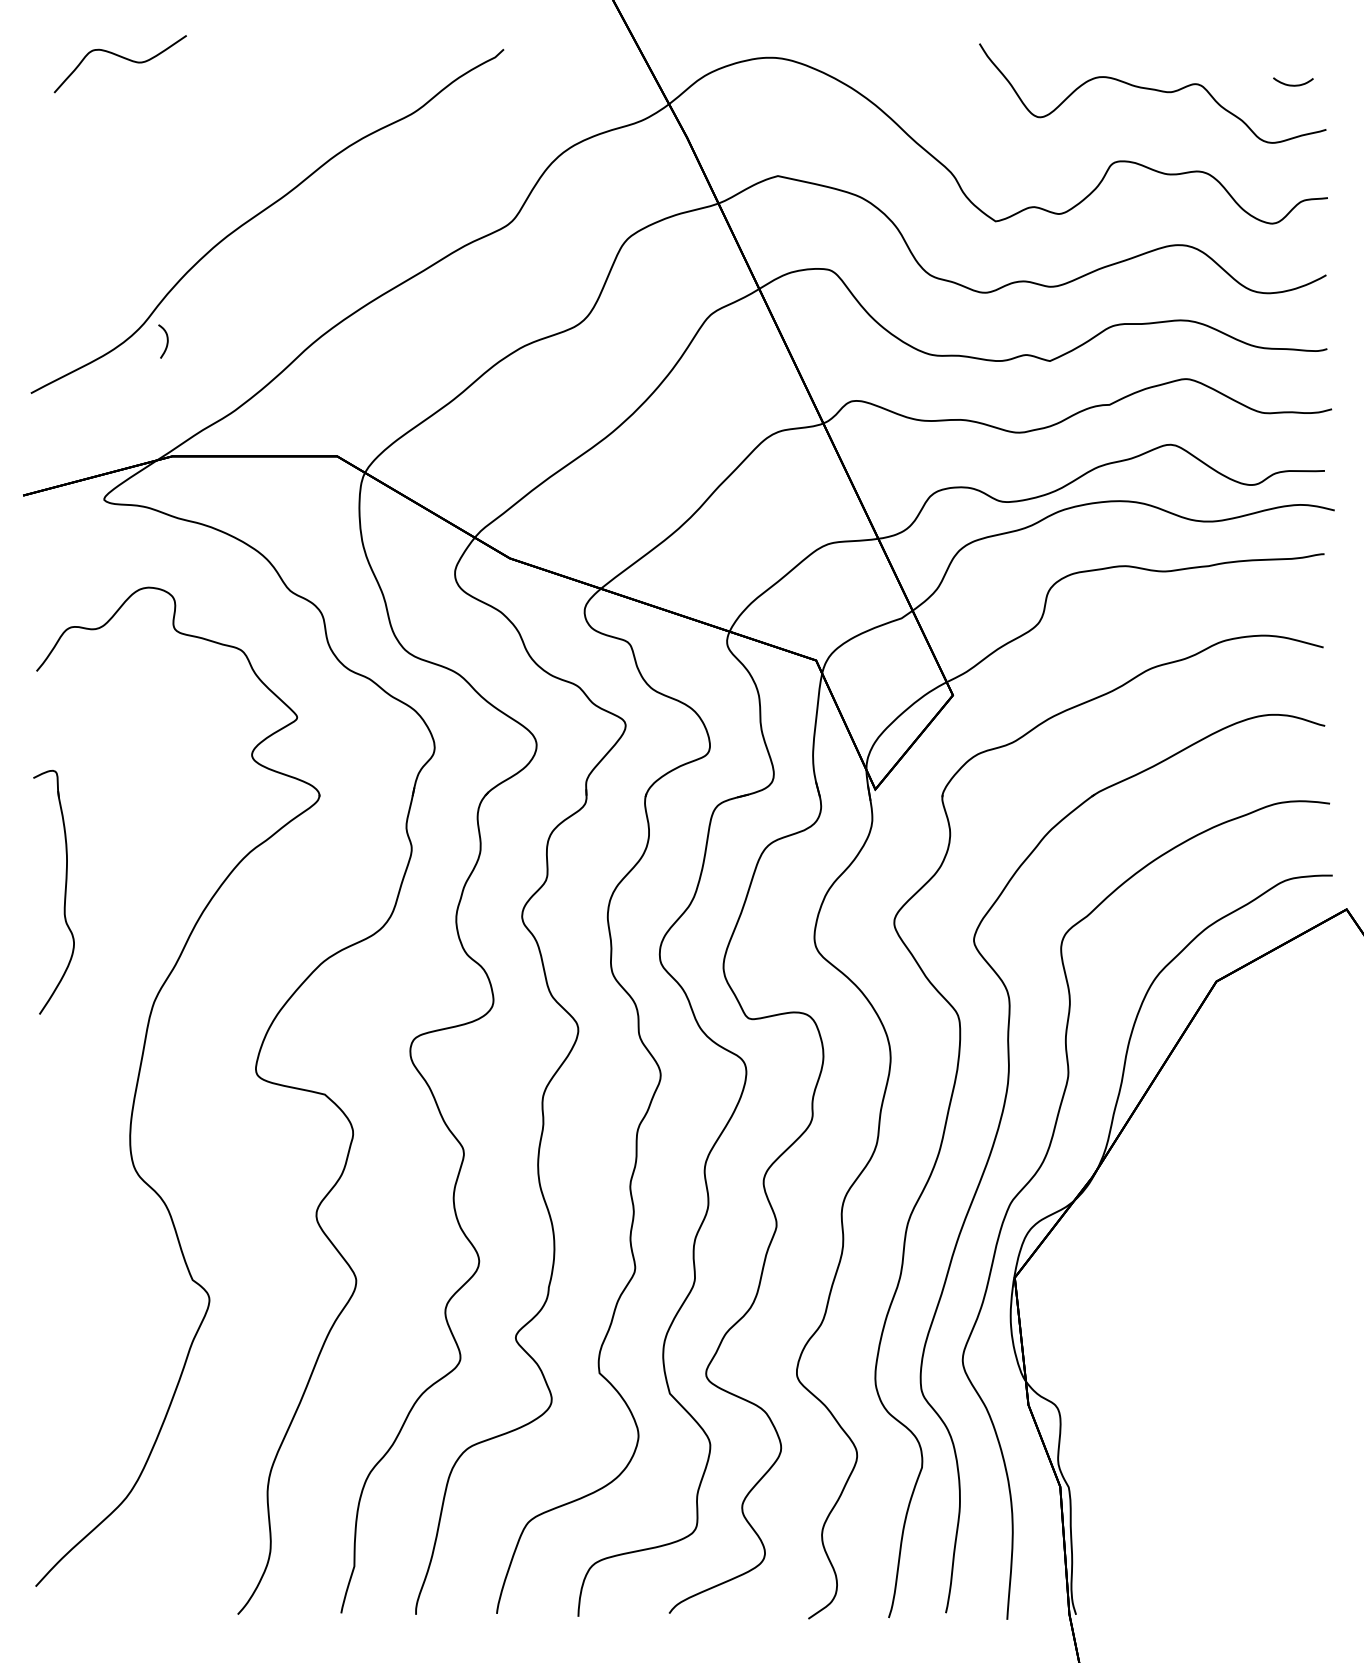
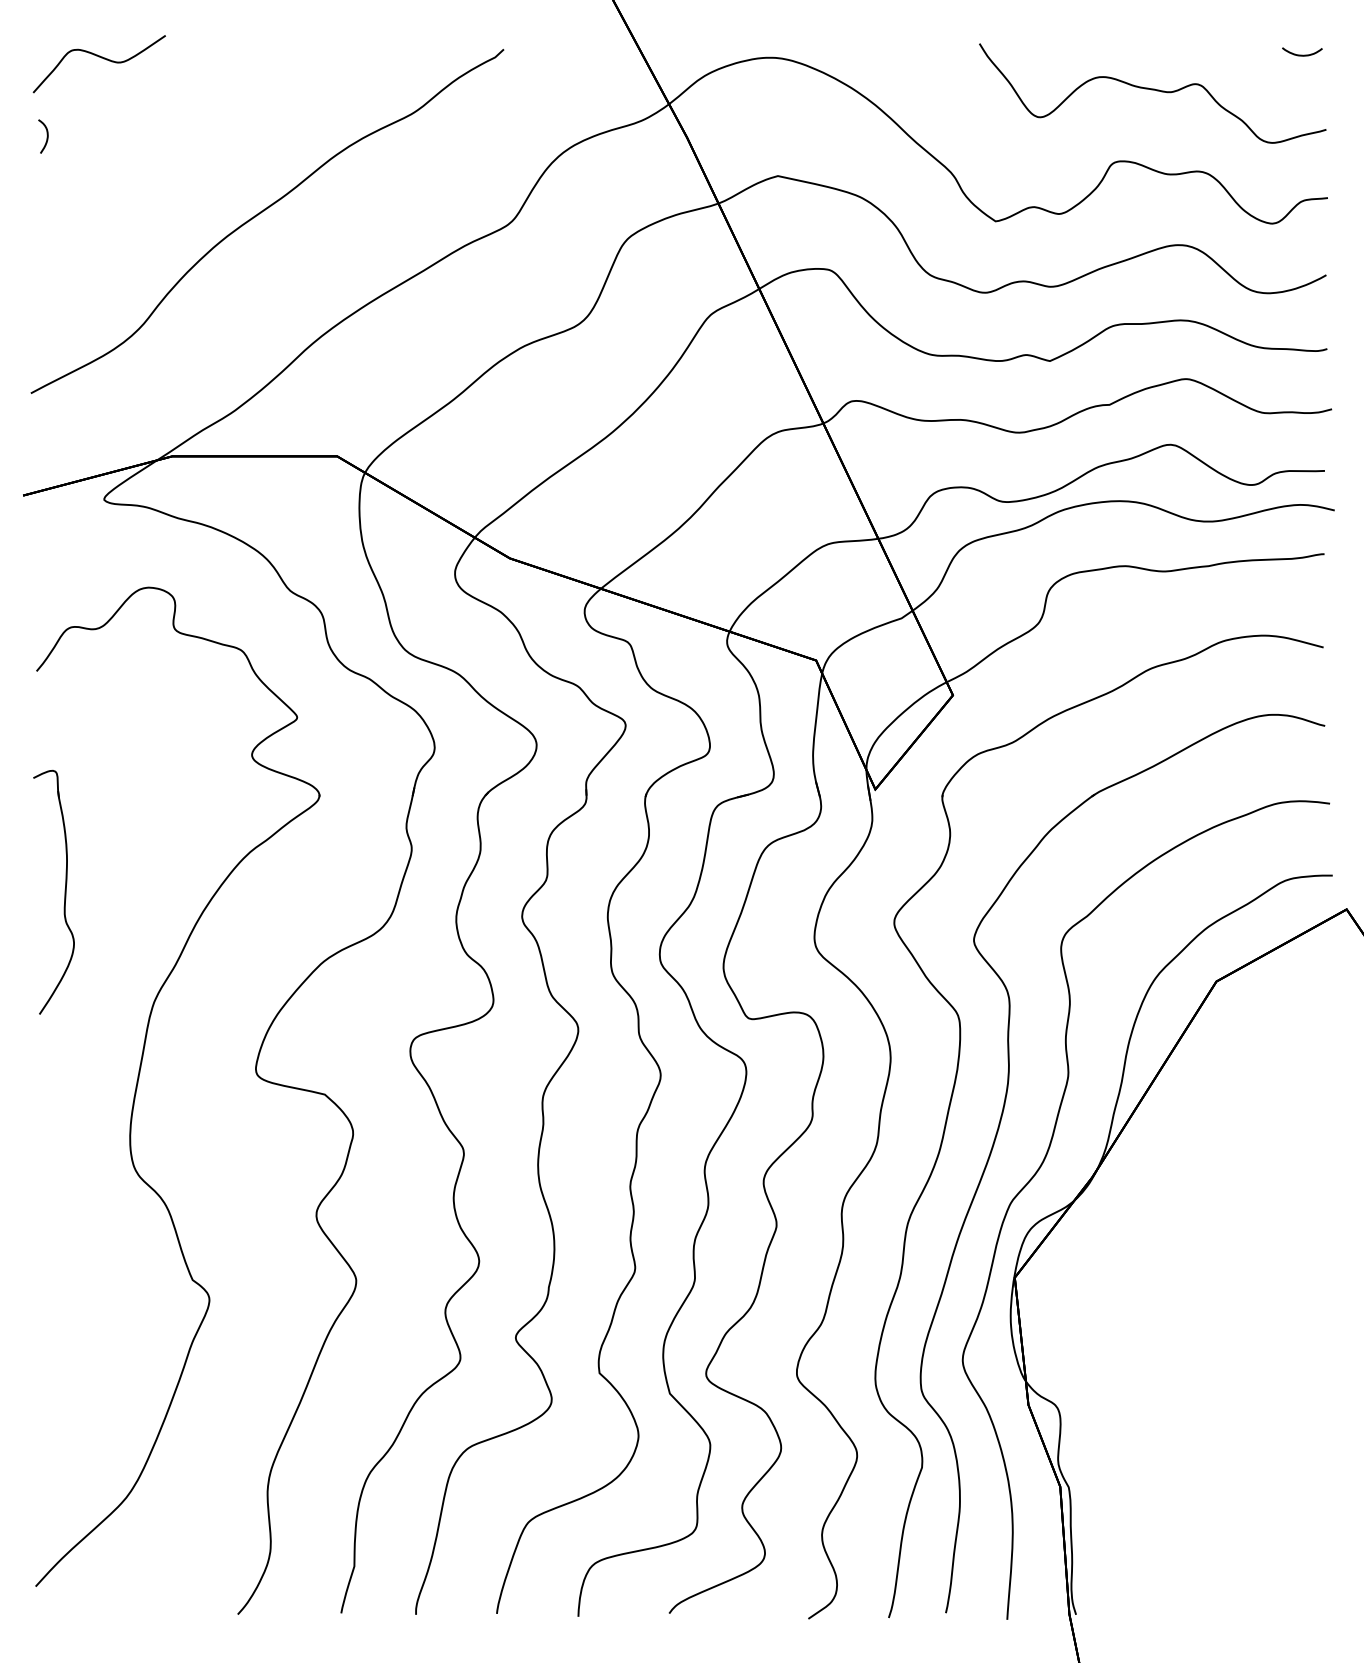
curve position: (122, 58) -> (101, 58) (101, 58)
curve position: (1293, 84) -> (1302, 54) (1302, 54)
curve position: (166, 341) -> (46, 136) (46, 136)
